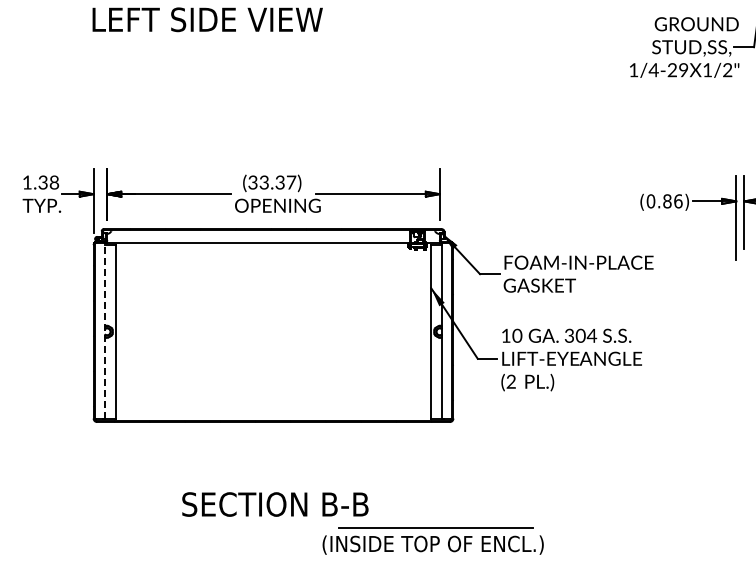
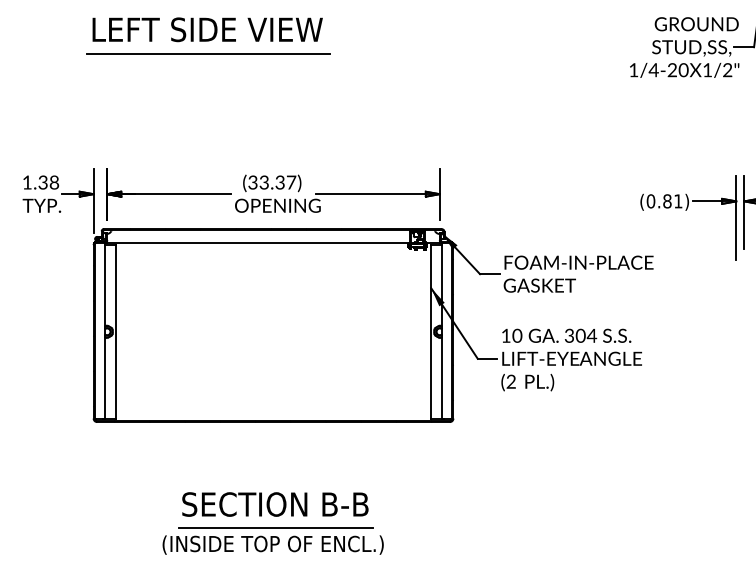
text position: (207, 19) -> (207, 29) (207, 29)
line: none -> present (208, 53)
text: 1/4-29X1/2" -> 1/4-20X1/2" (683, 70)
text: (0.86) -> (0.81) (678, 201)
line: dashed -> solid (104, 330)
part position: (432, 540) -> (272, 540) (272, 540)
